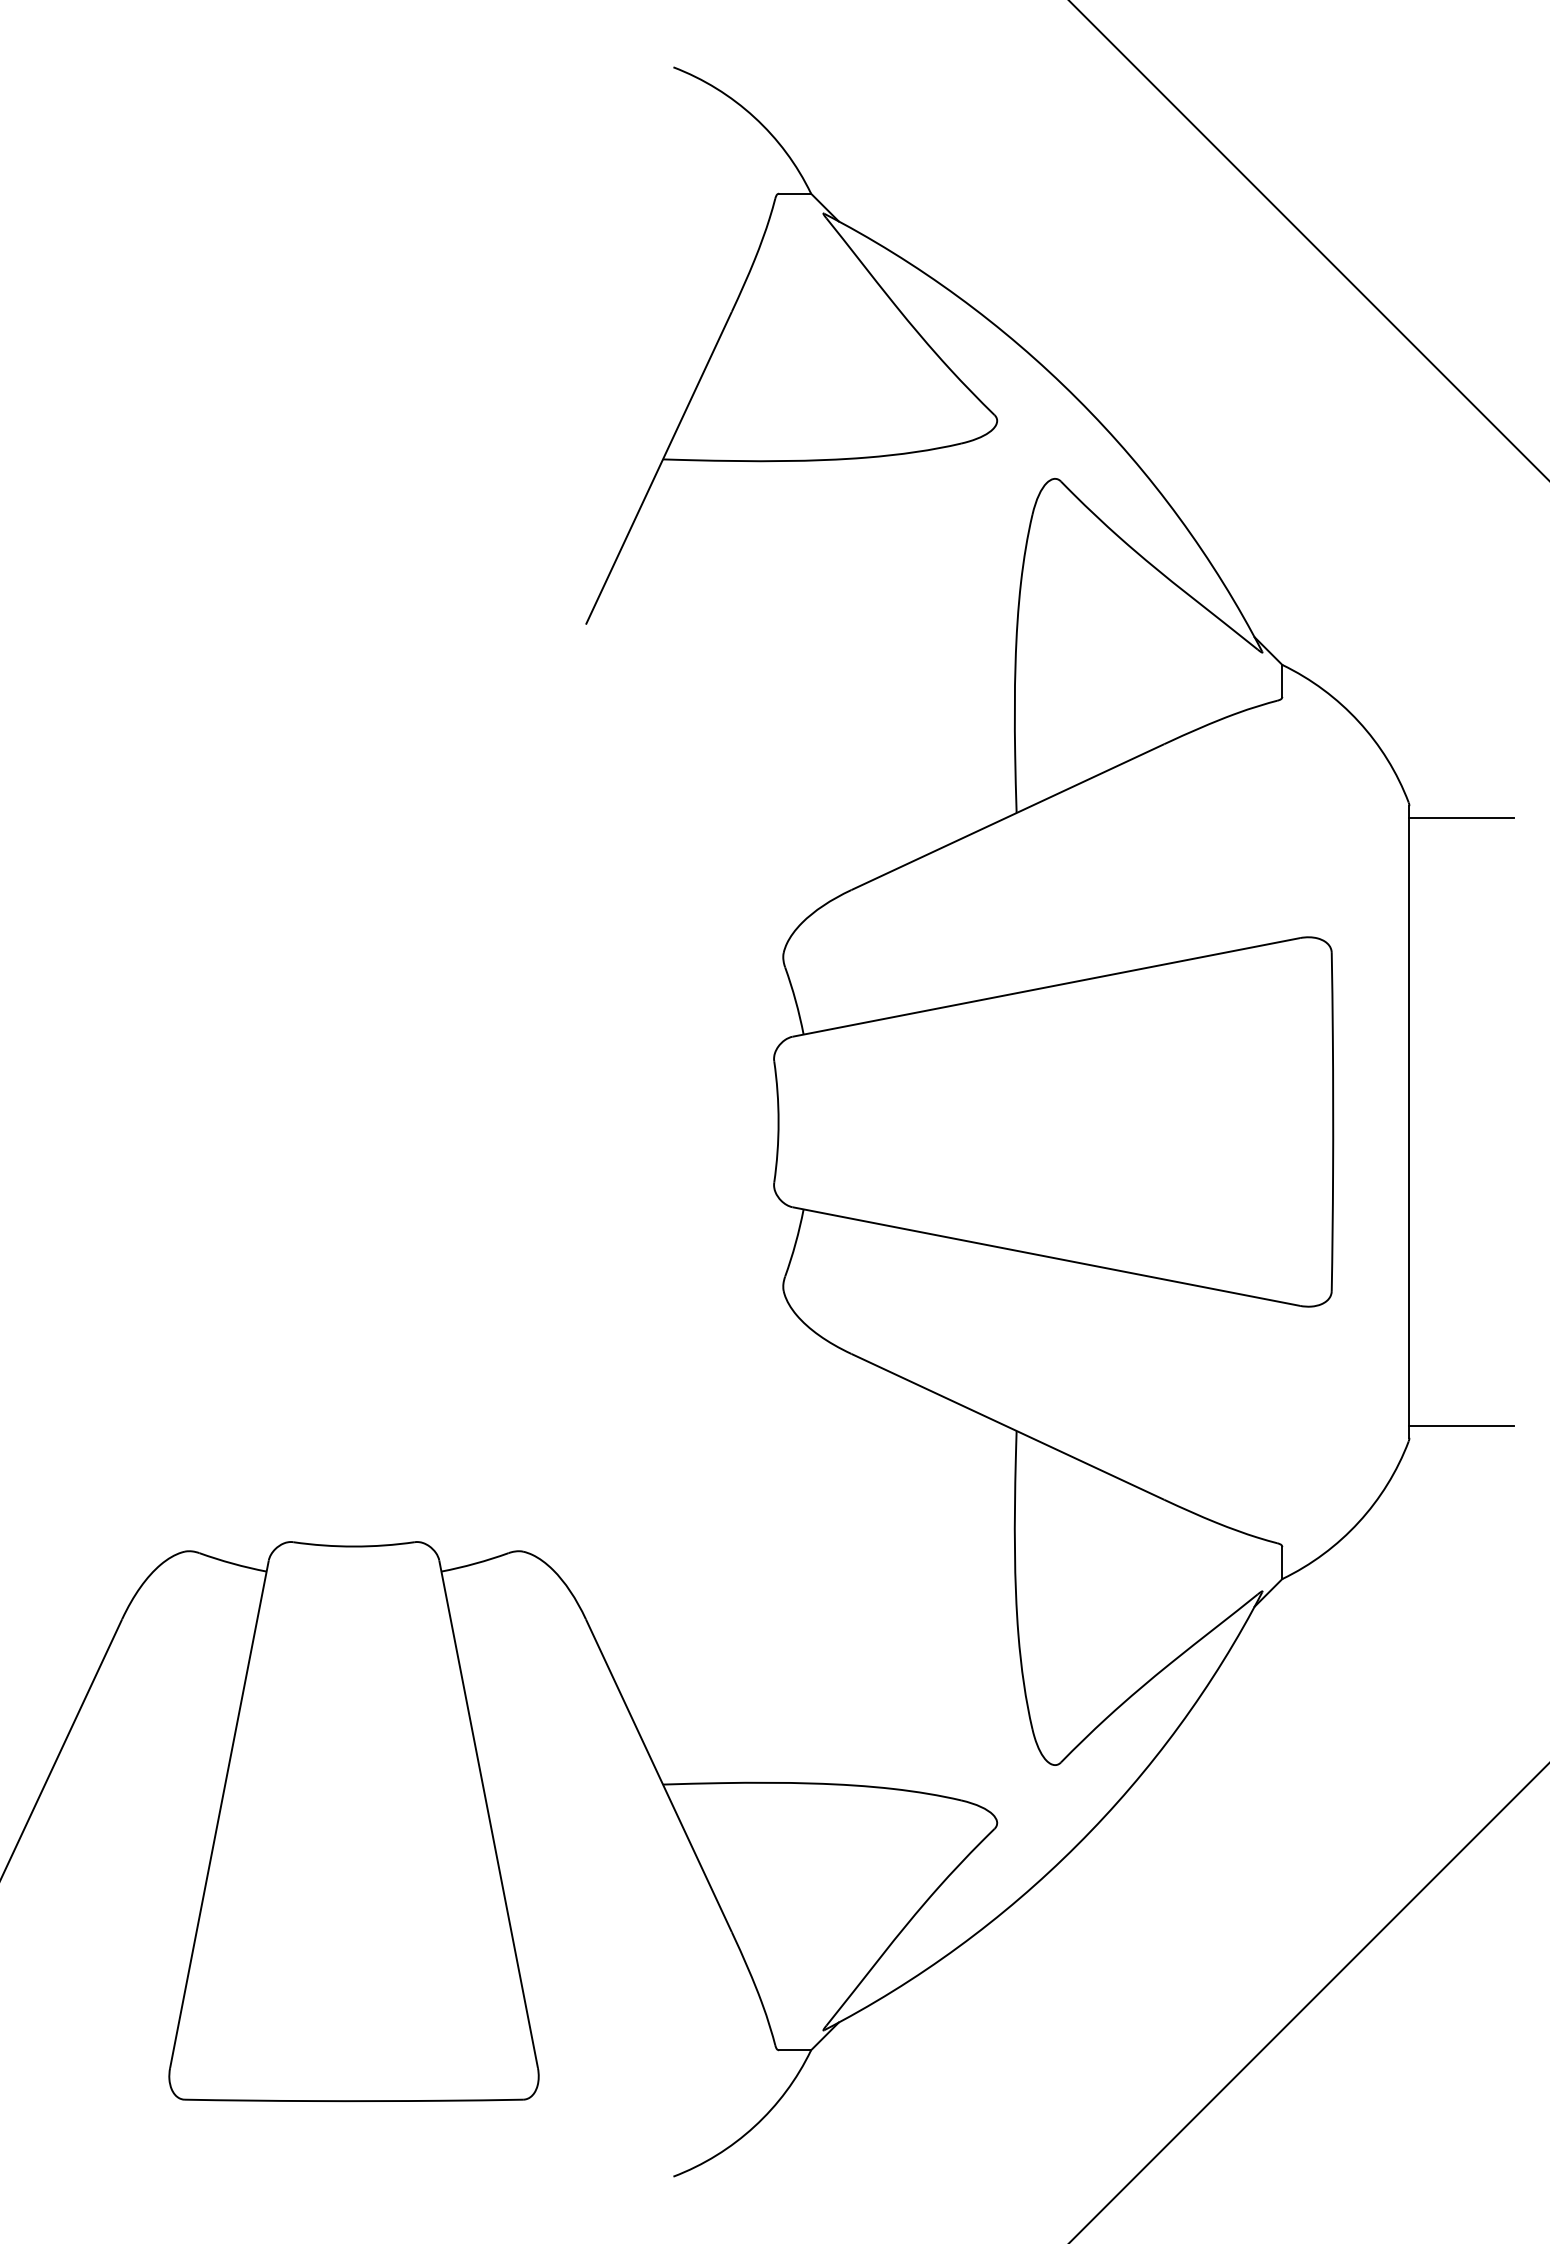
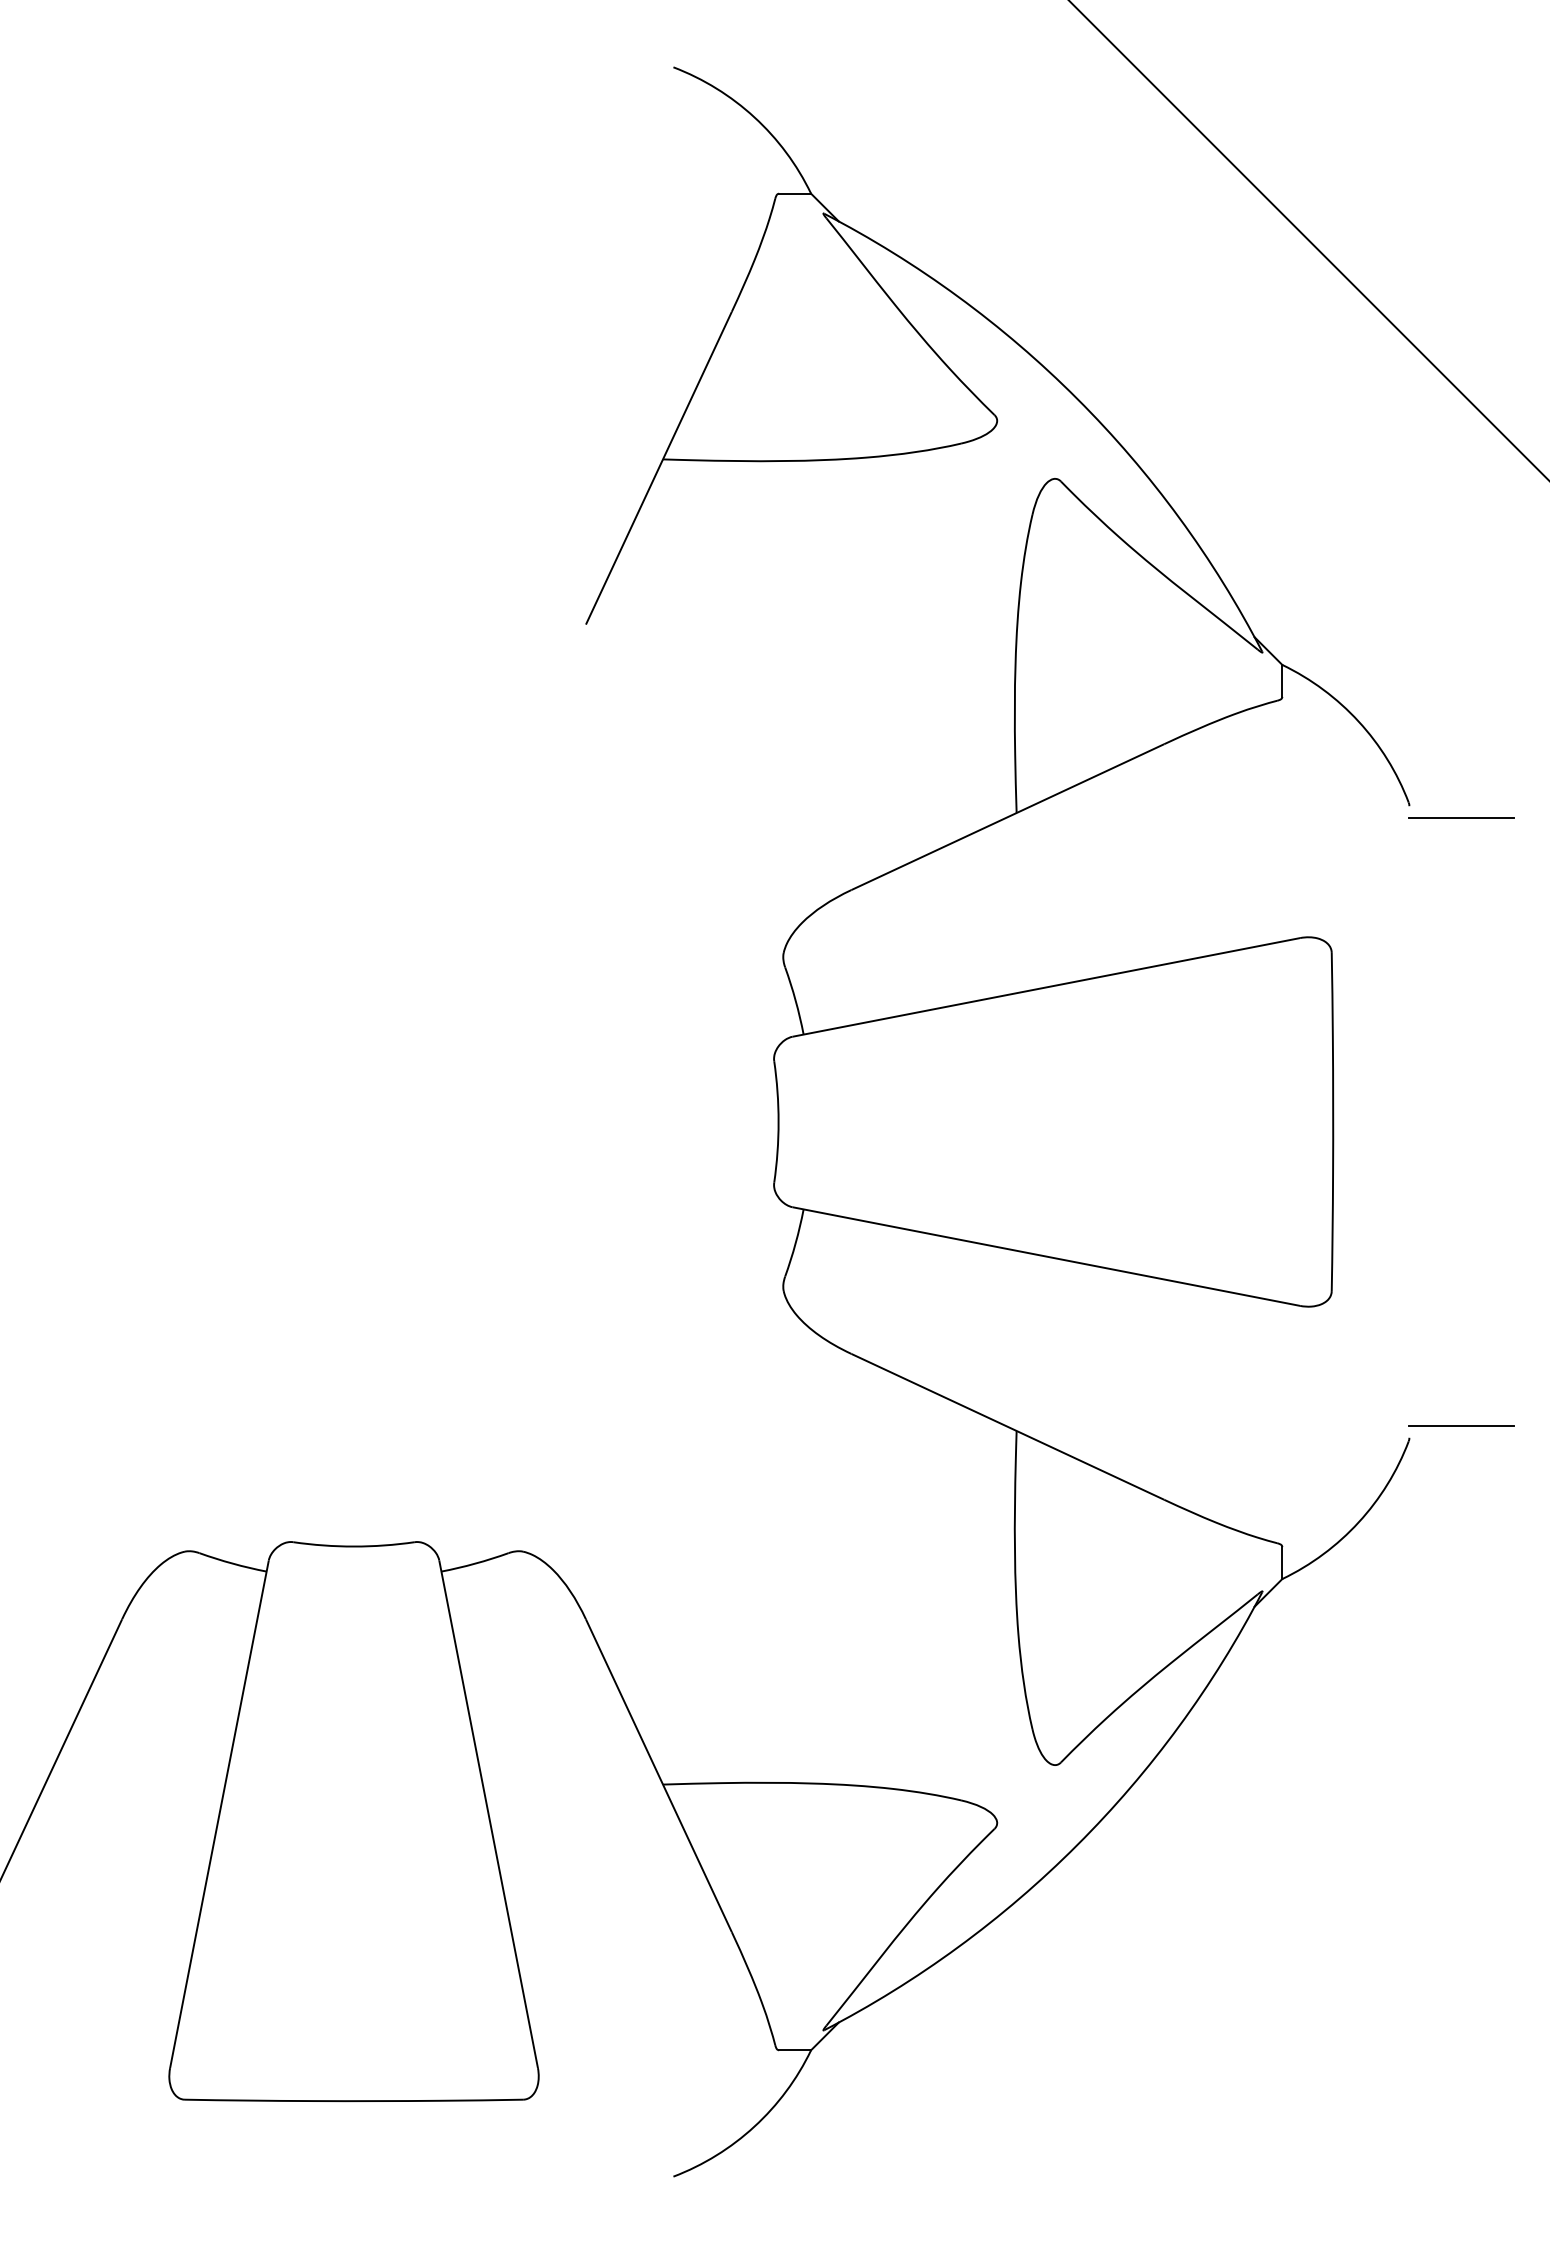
line: present -> none (1409, 1121)
line: present -> none (1308, 2002)
